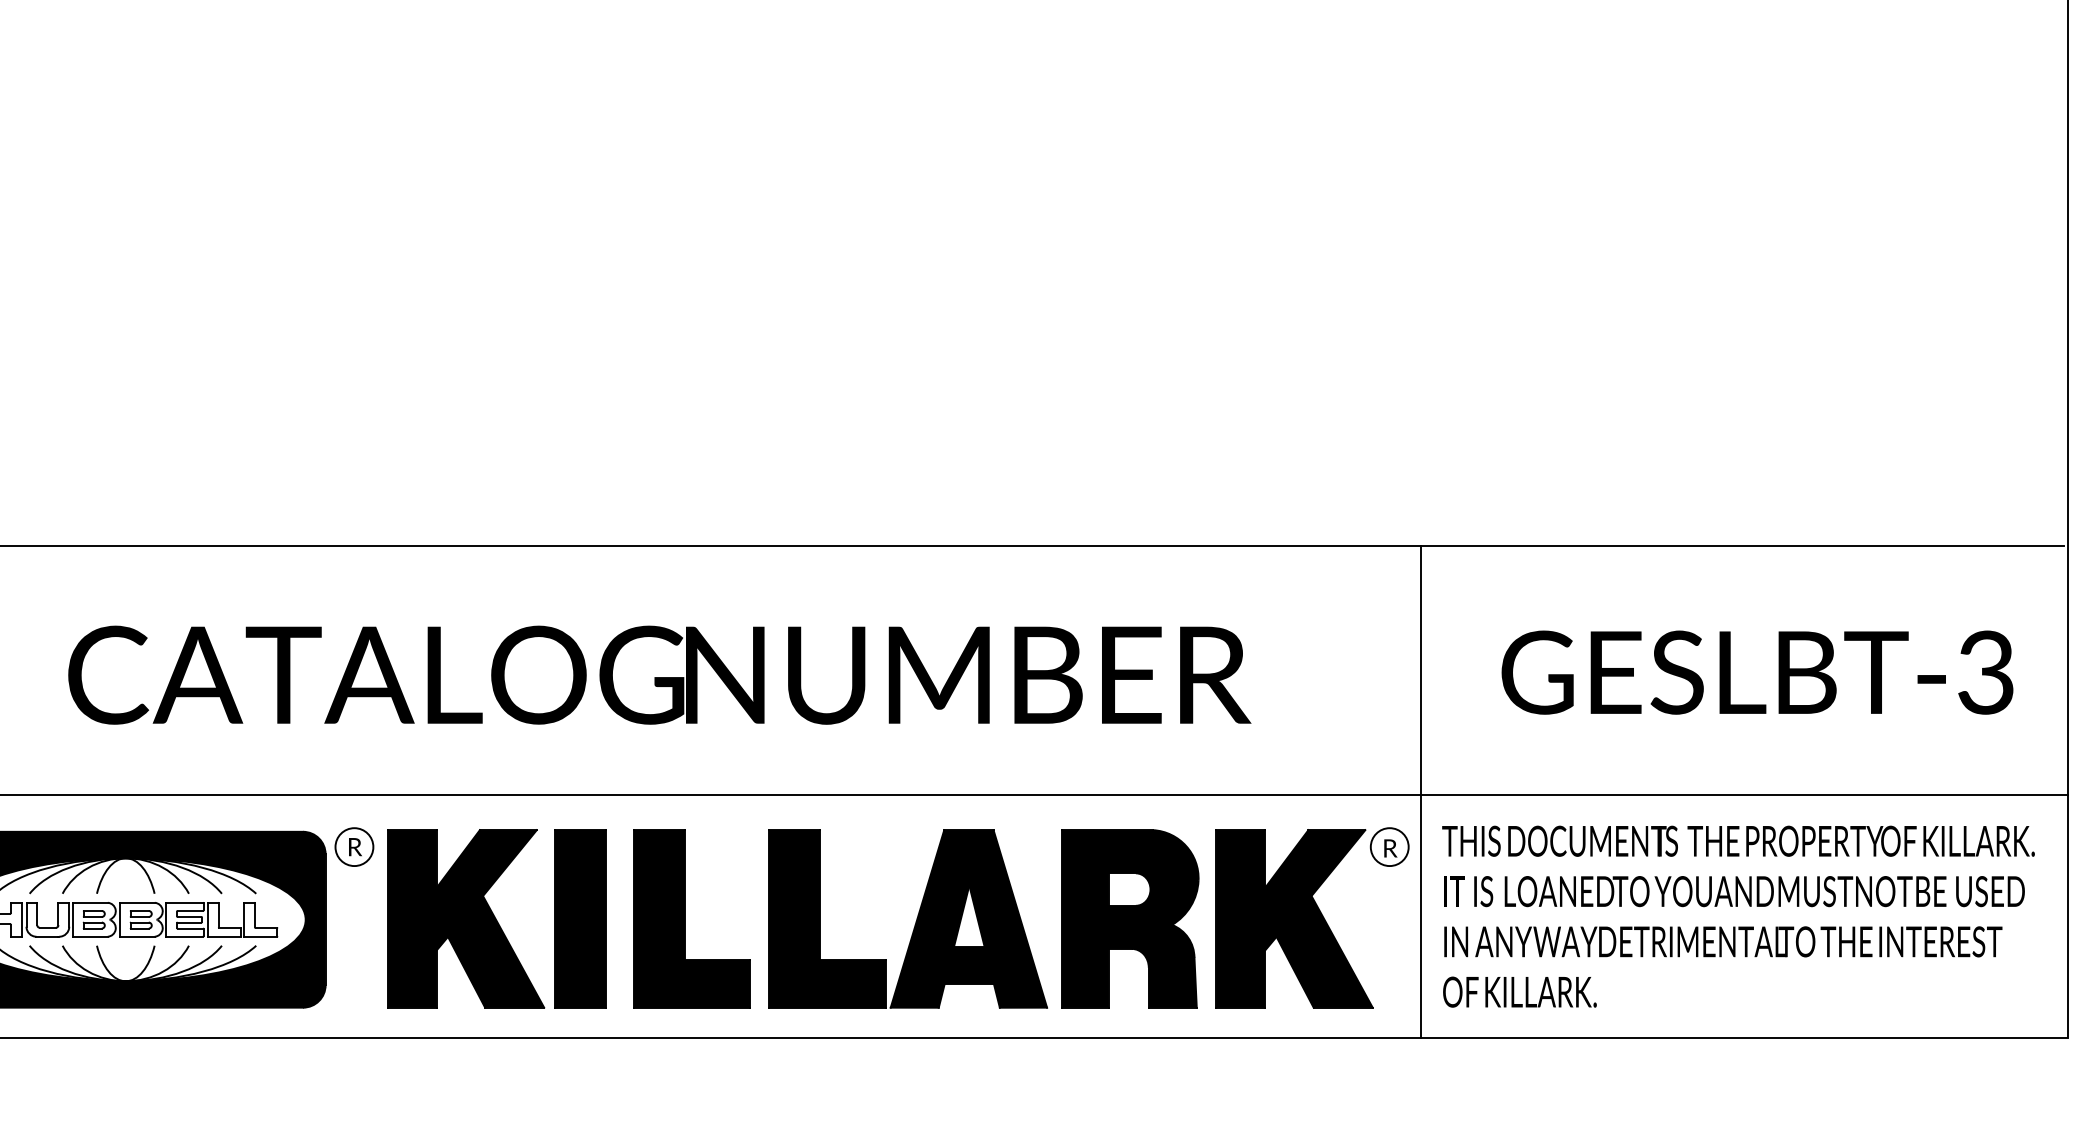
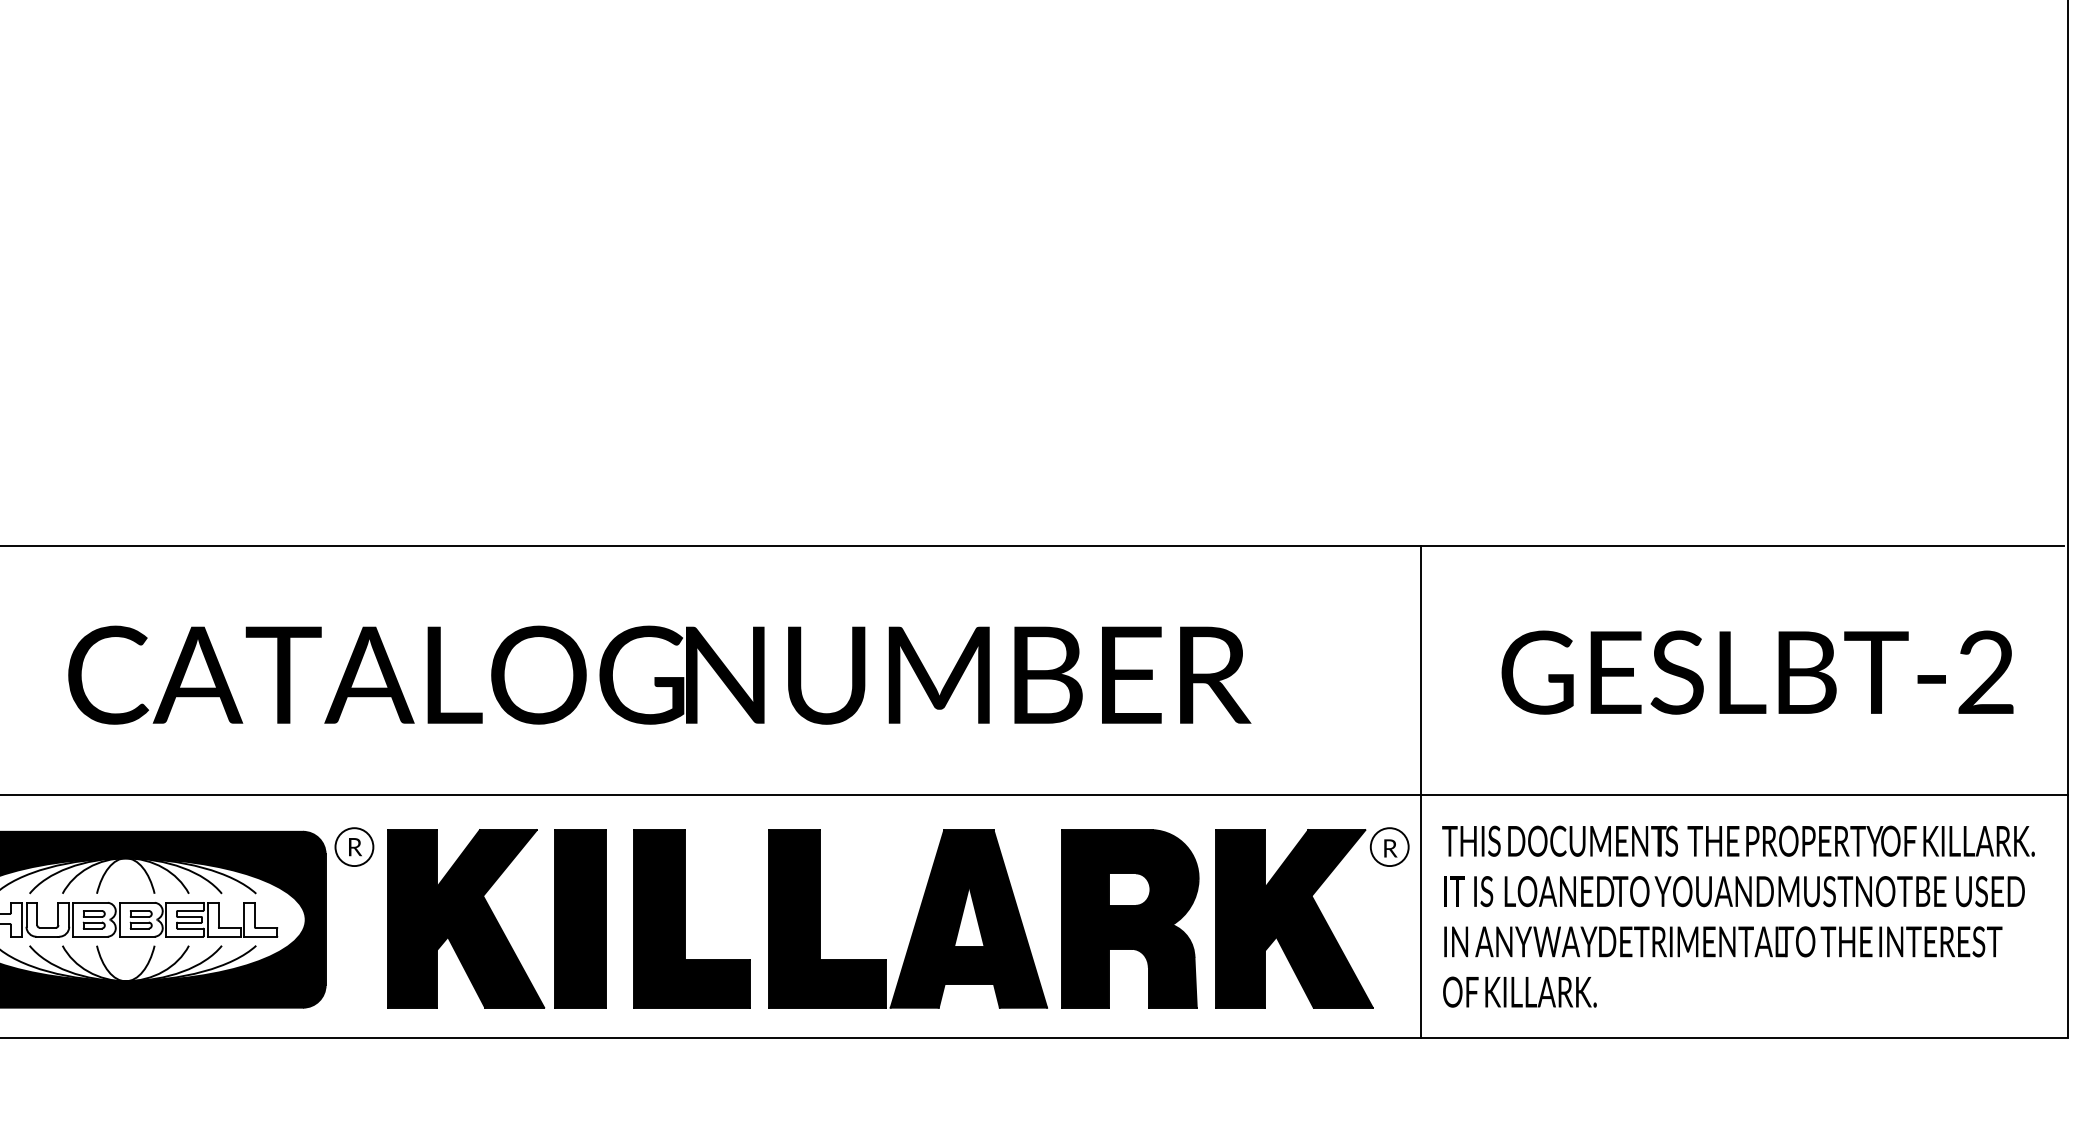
text: GESLBT-3 -> GESLBT-2 (1985, 672)
